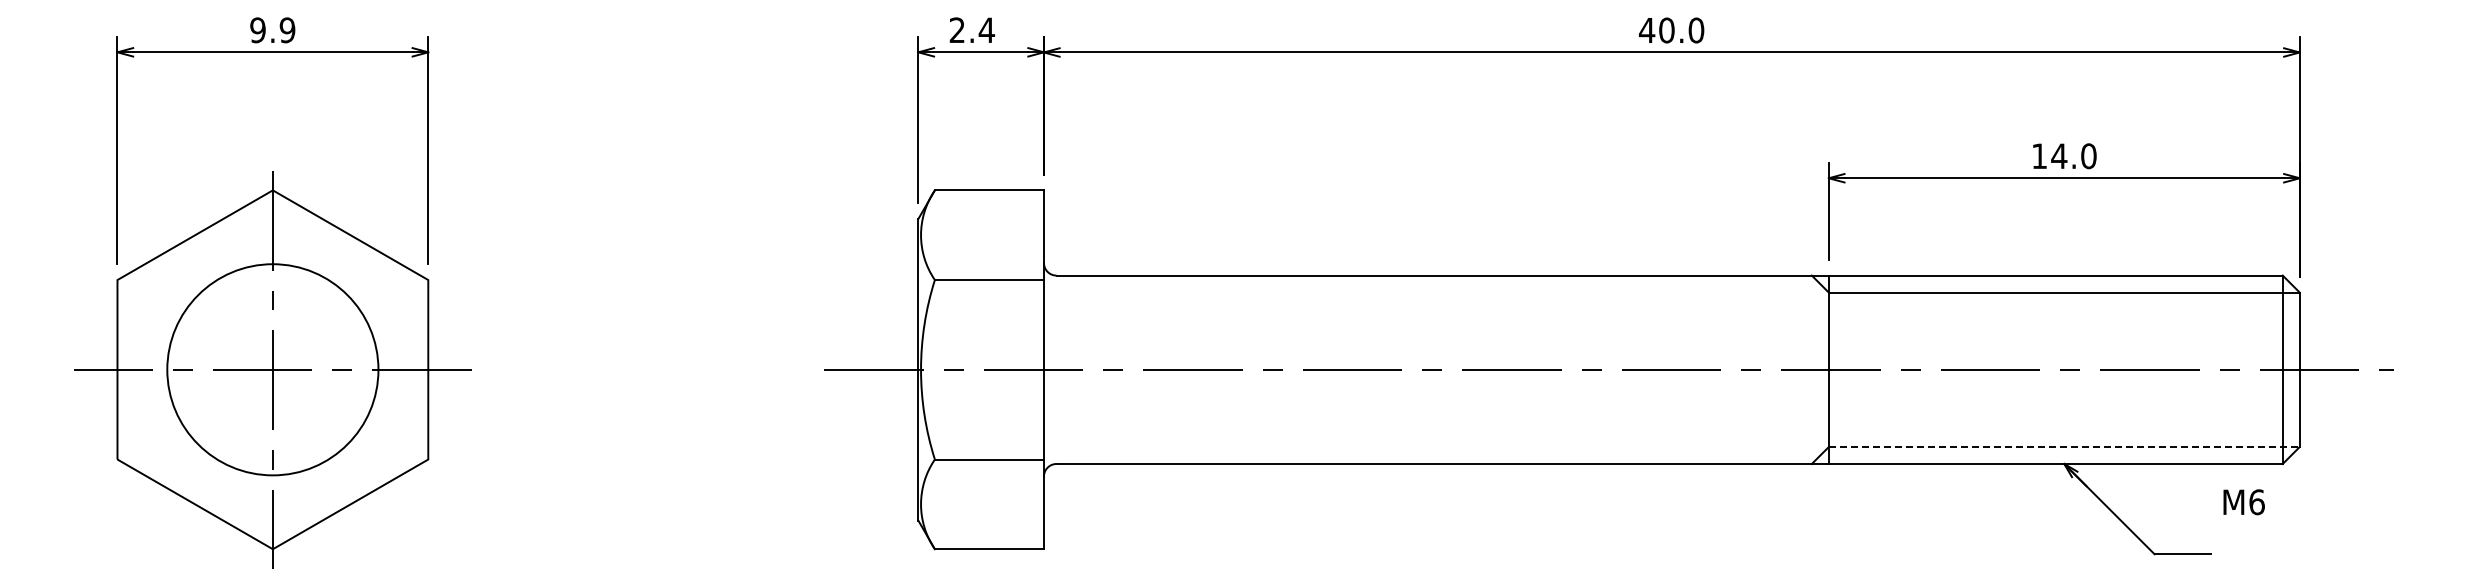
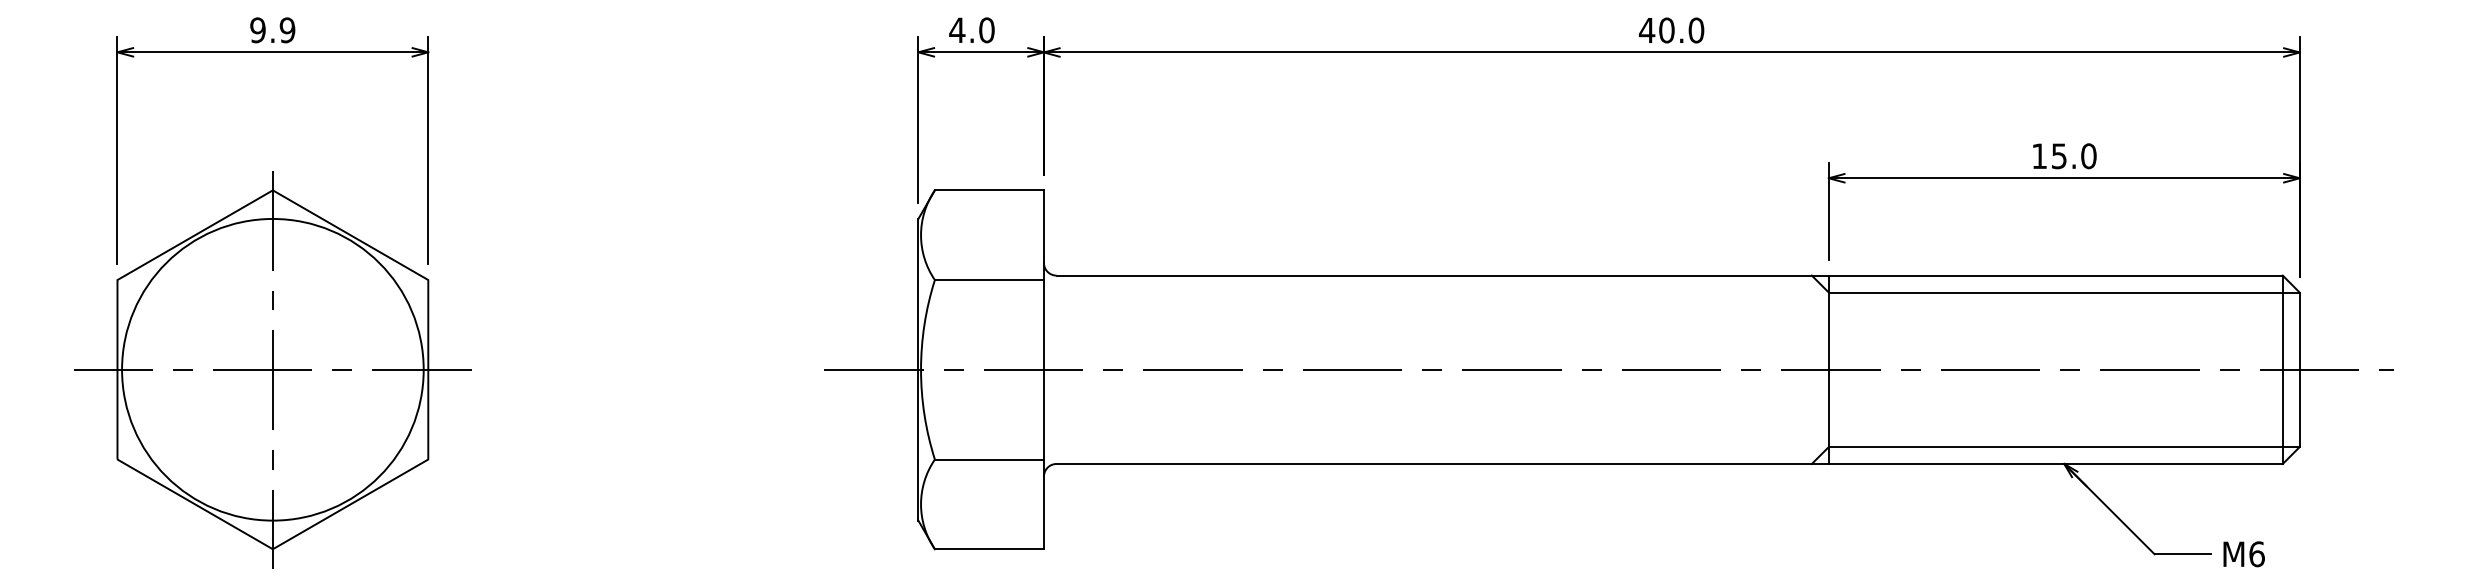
text: 2.4 -> 4.0 (972, 30)
text: 14.0 -> 15.0 (2059, 156)
circle diameter: 211 px -> 302 px (272, 369)
line: dashed -> solid (2064, 446)
text position: (2243, 502) -> (2243, 554) (2243, 554)
